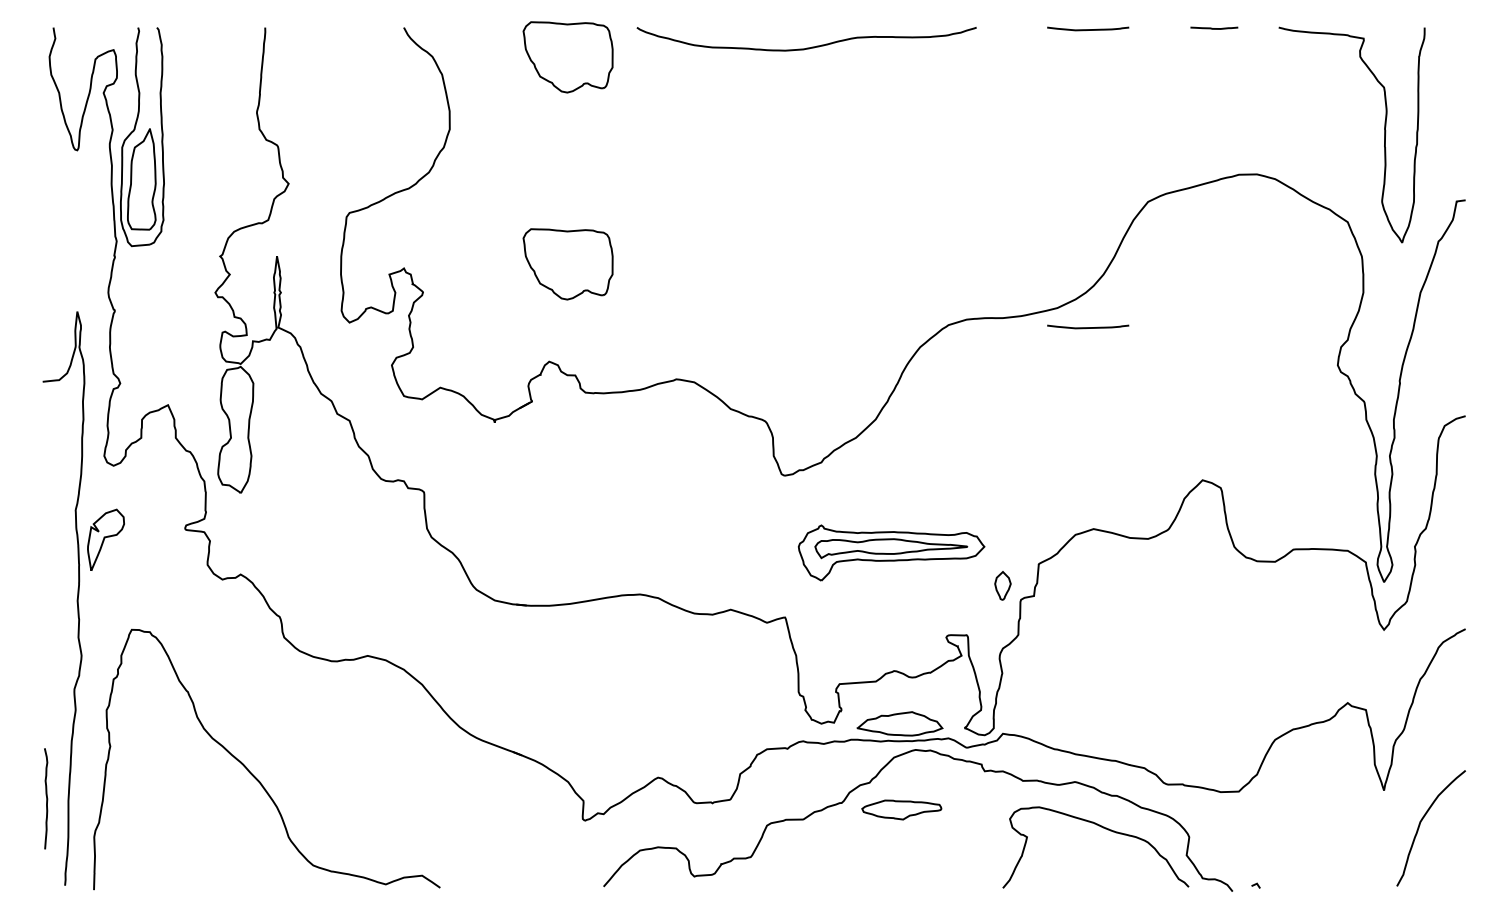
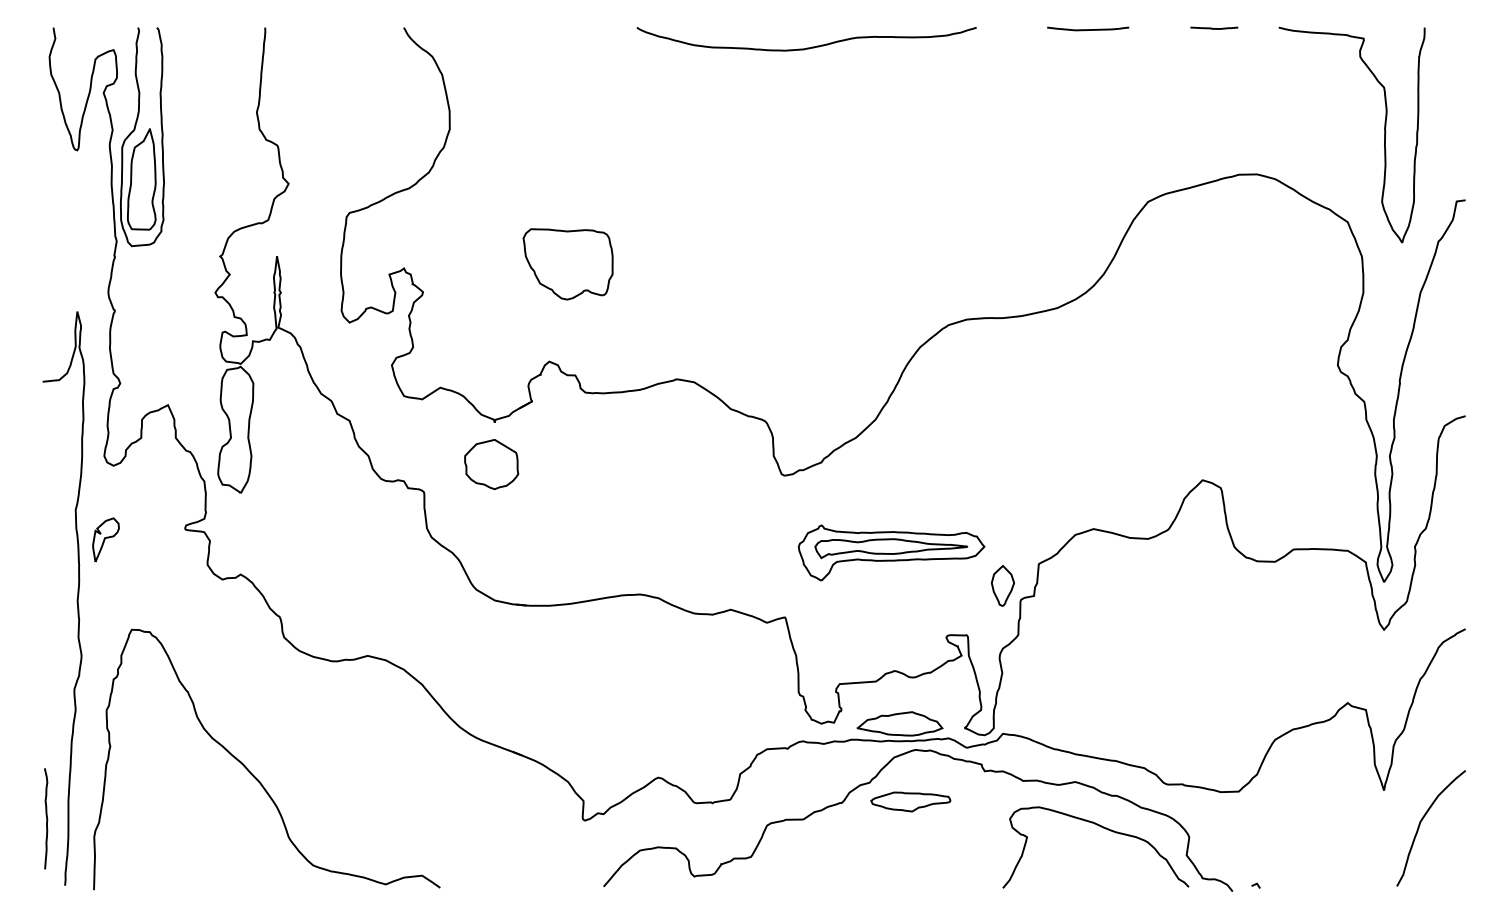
part: present -> none (567, 57)
curve: present -> none (1088, 327)
part: none -> present (491, 464)
part size: 38x63 px -> 28x46 px (105, 539)
part size: 18x30 px -> 24x42 px (1002, 585)
curve position: (46, 798) -> (46, 818) (46, 818)
part position: (901, 809) -> (910, 801) (910, 801)
